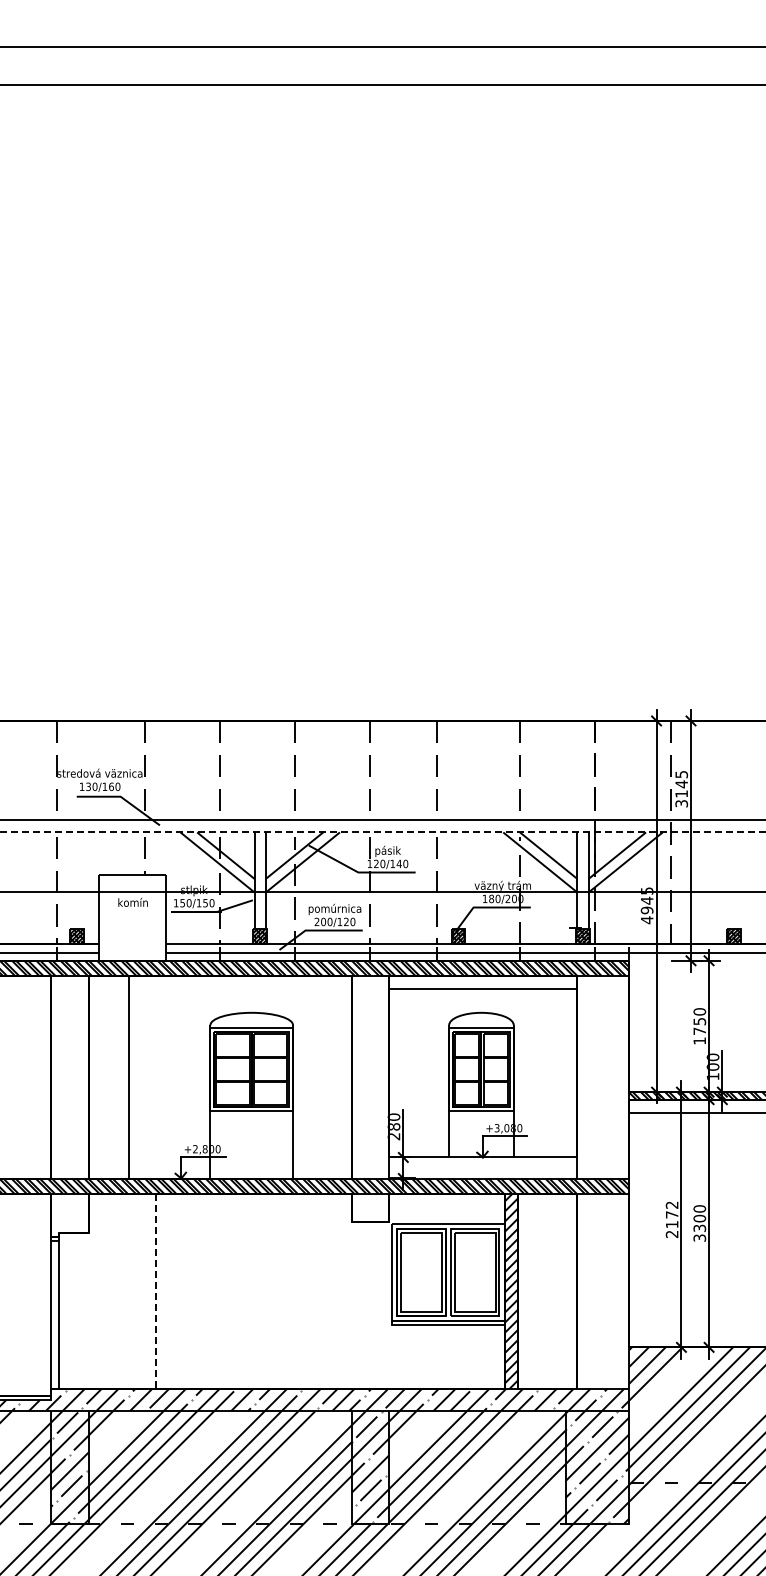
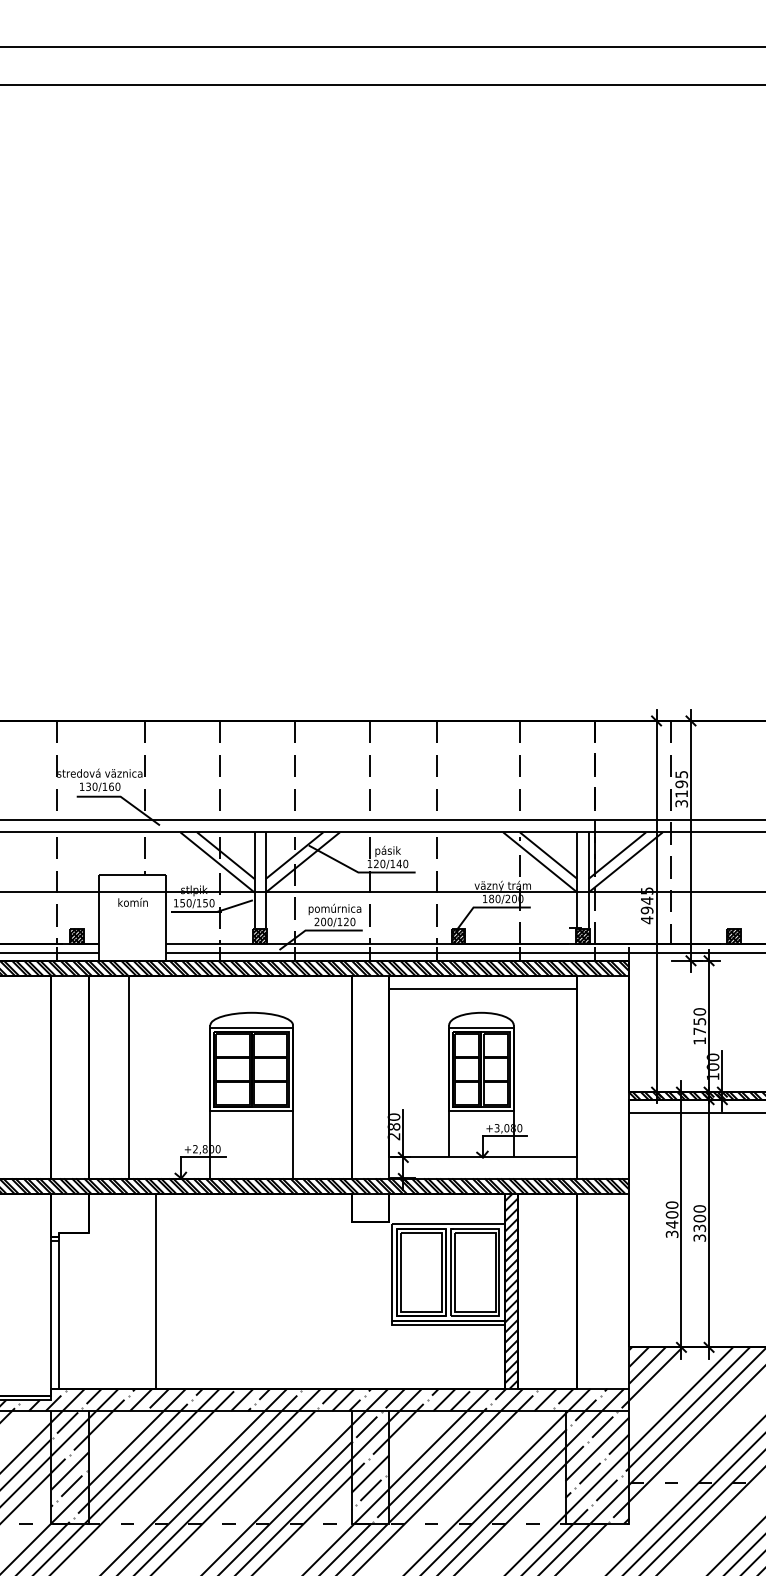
text: 3145 -> 3195 (681, 784)
line: dashed -> solid (383, 832)
text: 2172 -> 3400 (671, 1219)
line: dashed -> solid (156, 1291)
